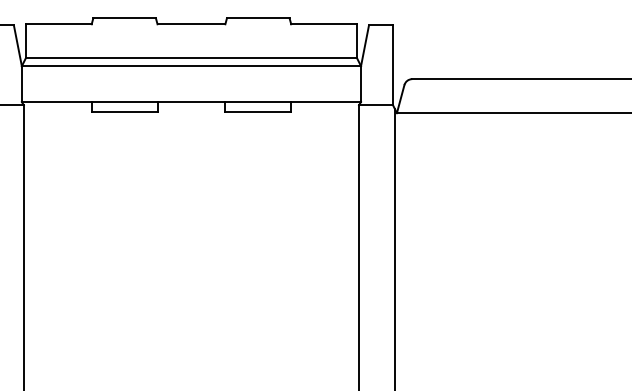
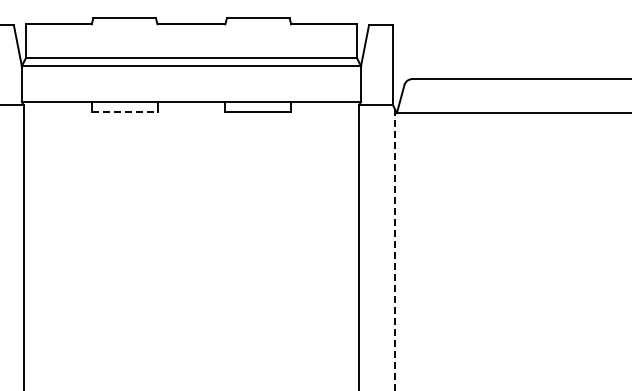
line: solid -> dashed (124, 112)
line: solid -> dashed (394, 250)
